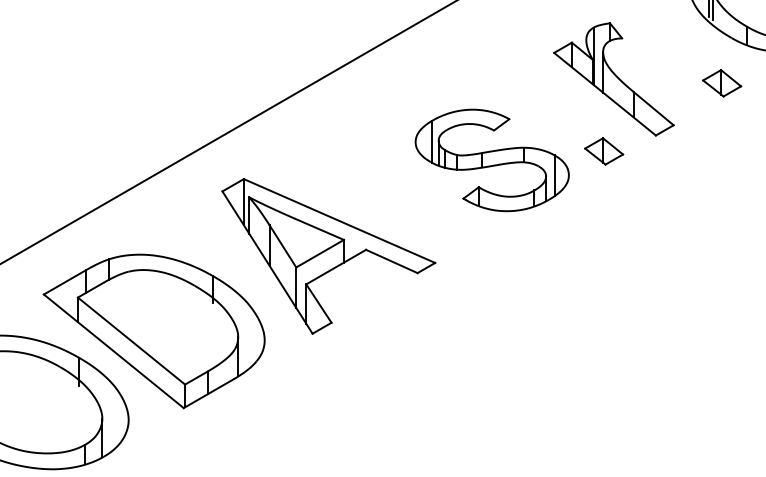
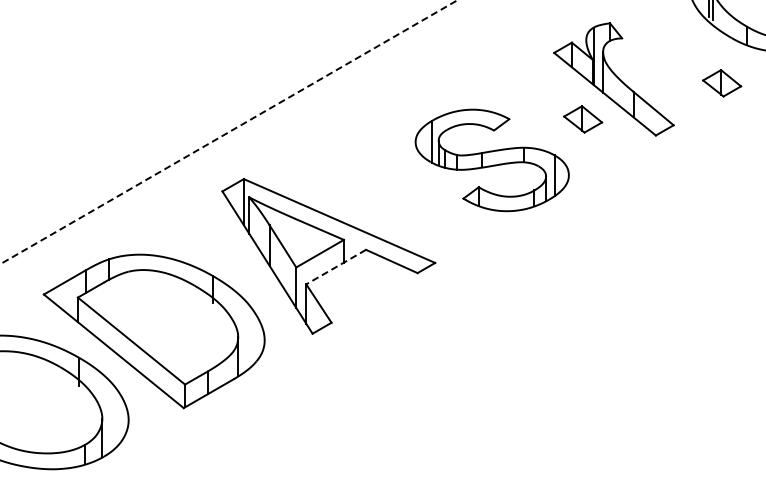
line: solid -> dashed (228, 132)
part position: (604, 151) -> (583, 119) (583, 119)
line: solid -> dashed (336, 267)
